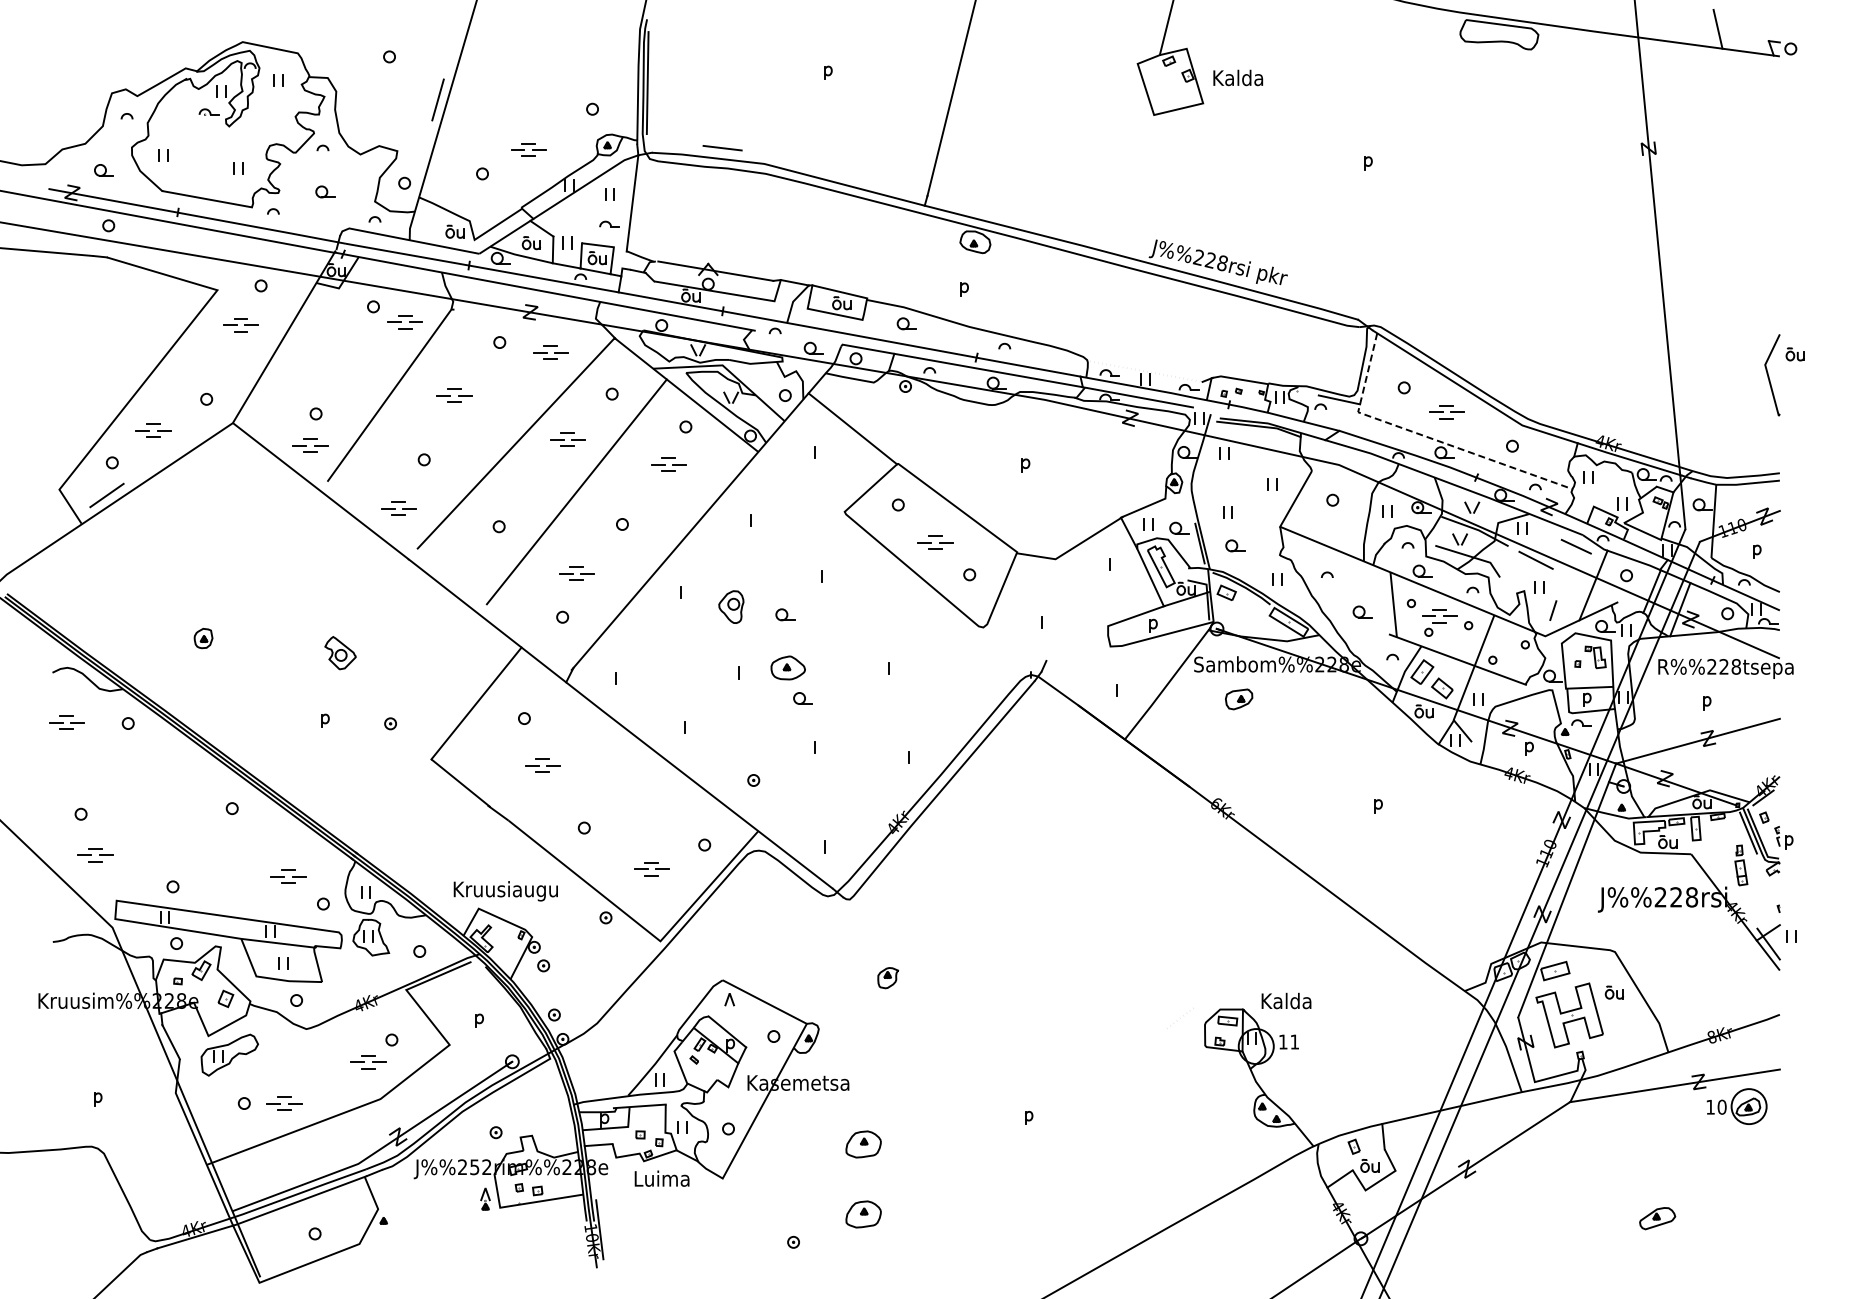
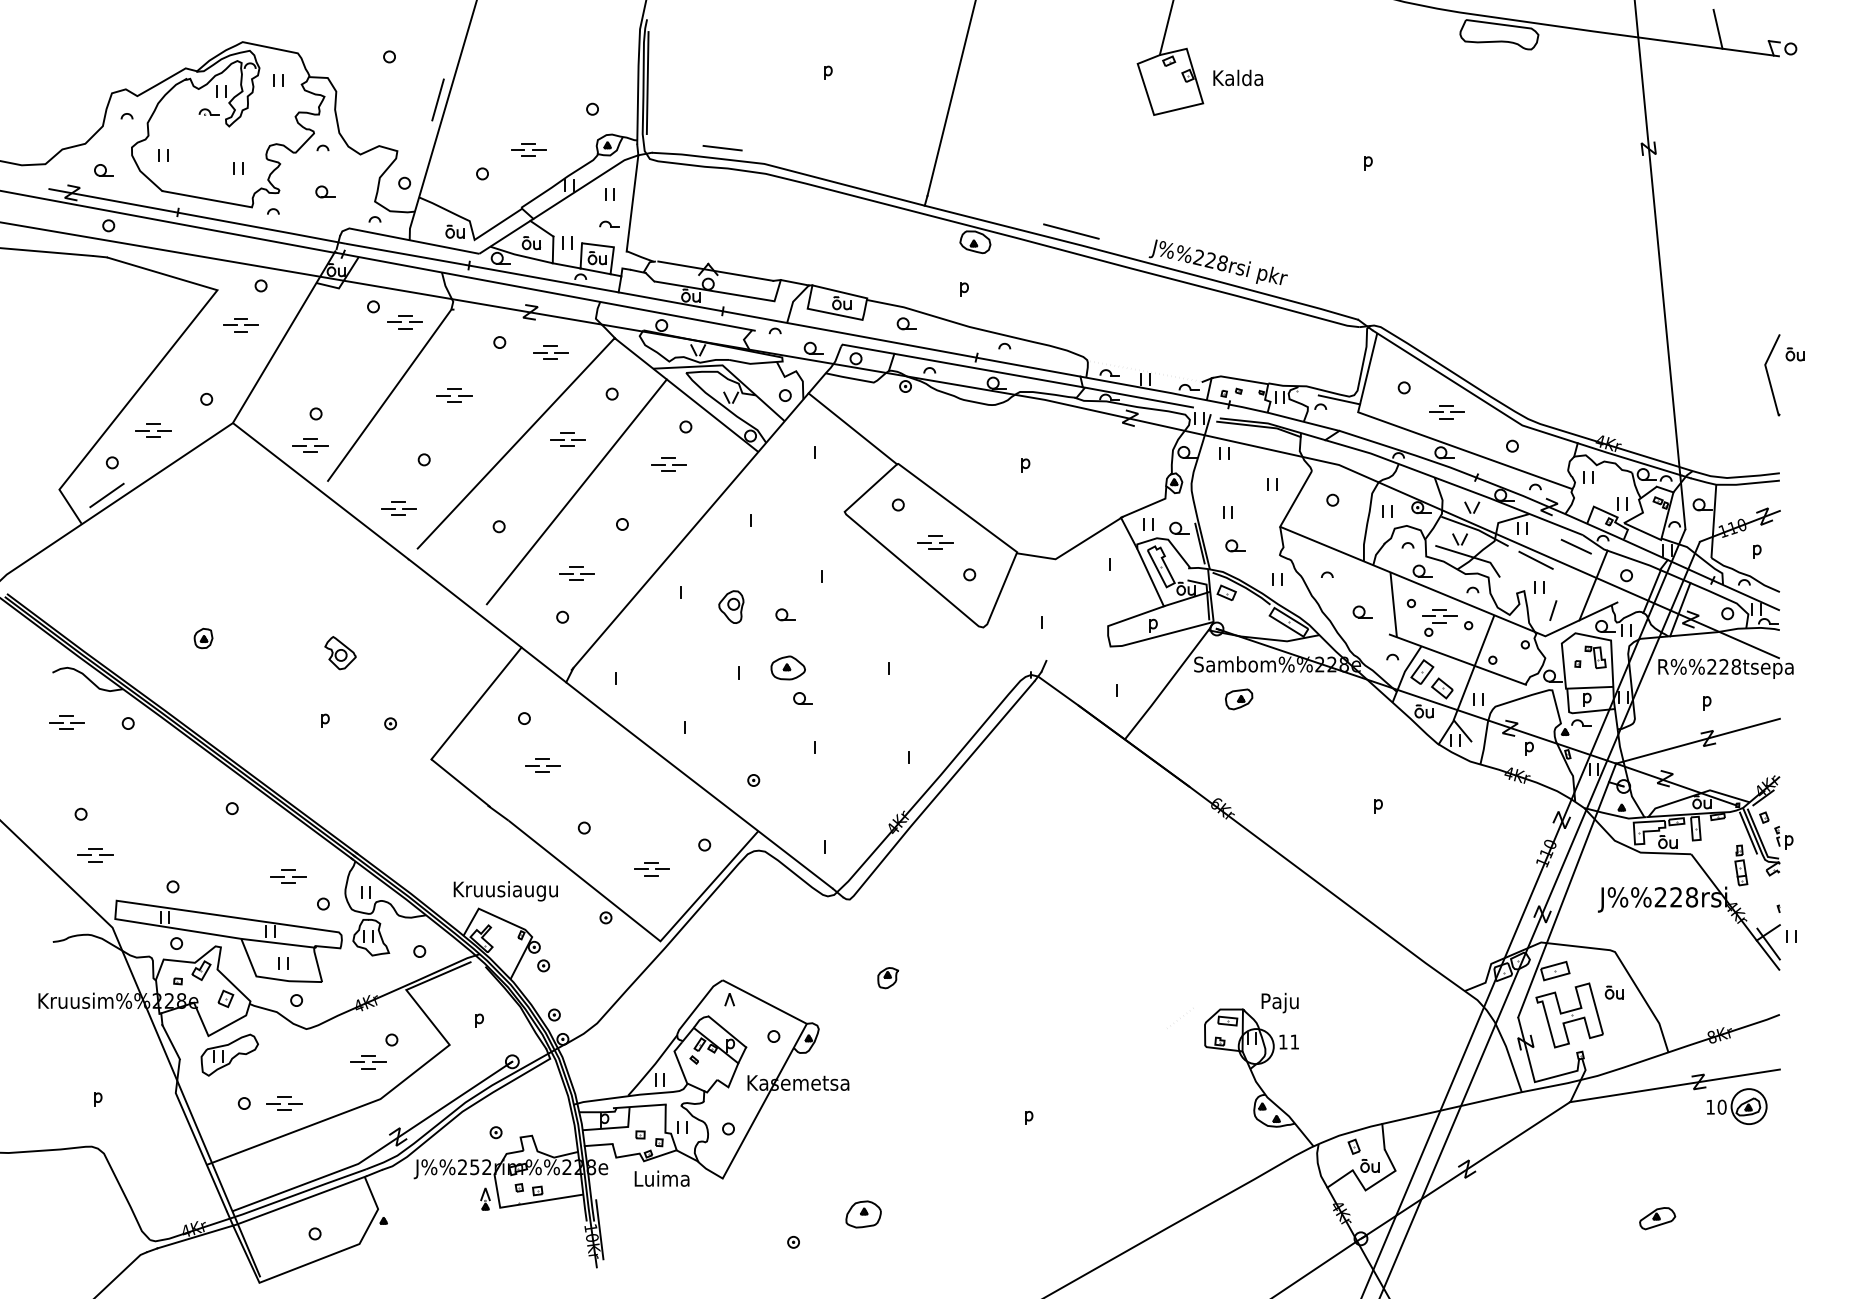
line: none -> present (1071, 231)
line: dashed -> solid (1426, 436)
text: Kalda -> Paju (1287, 1002)
part: present -> none (863, 1144)
